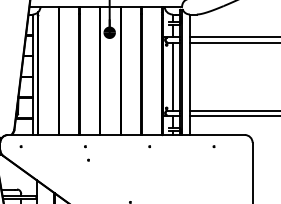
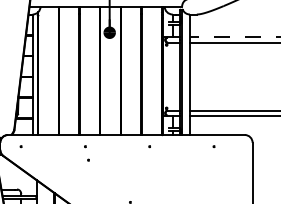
line: solid -> dashed (234, 37)
line: present -> none (172, 76)
